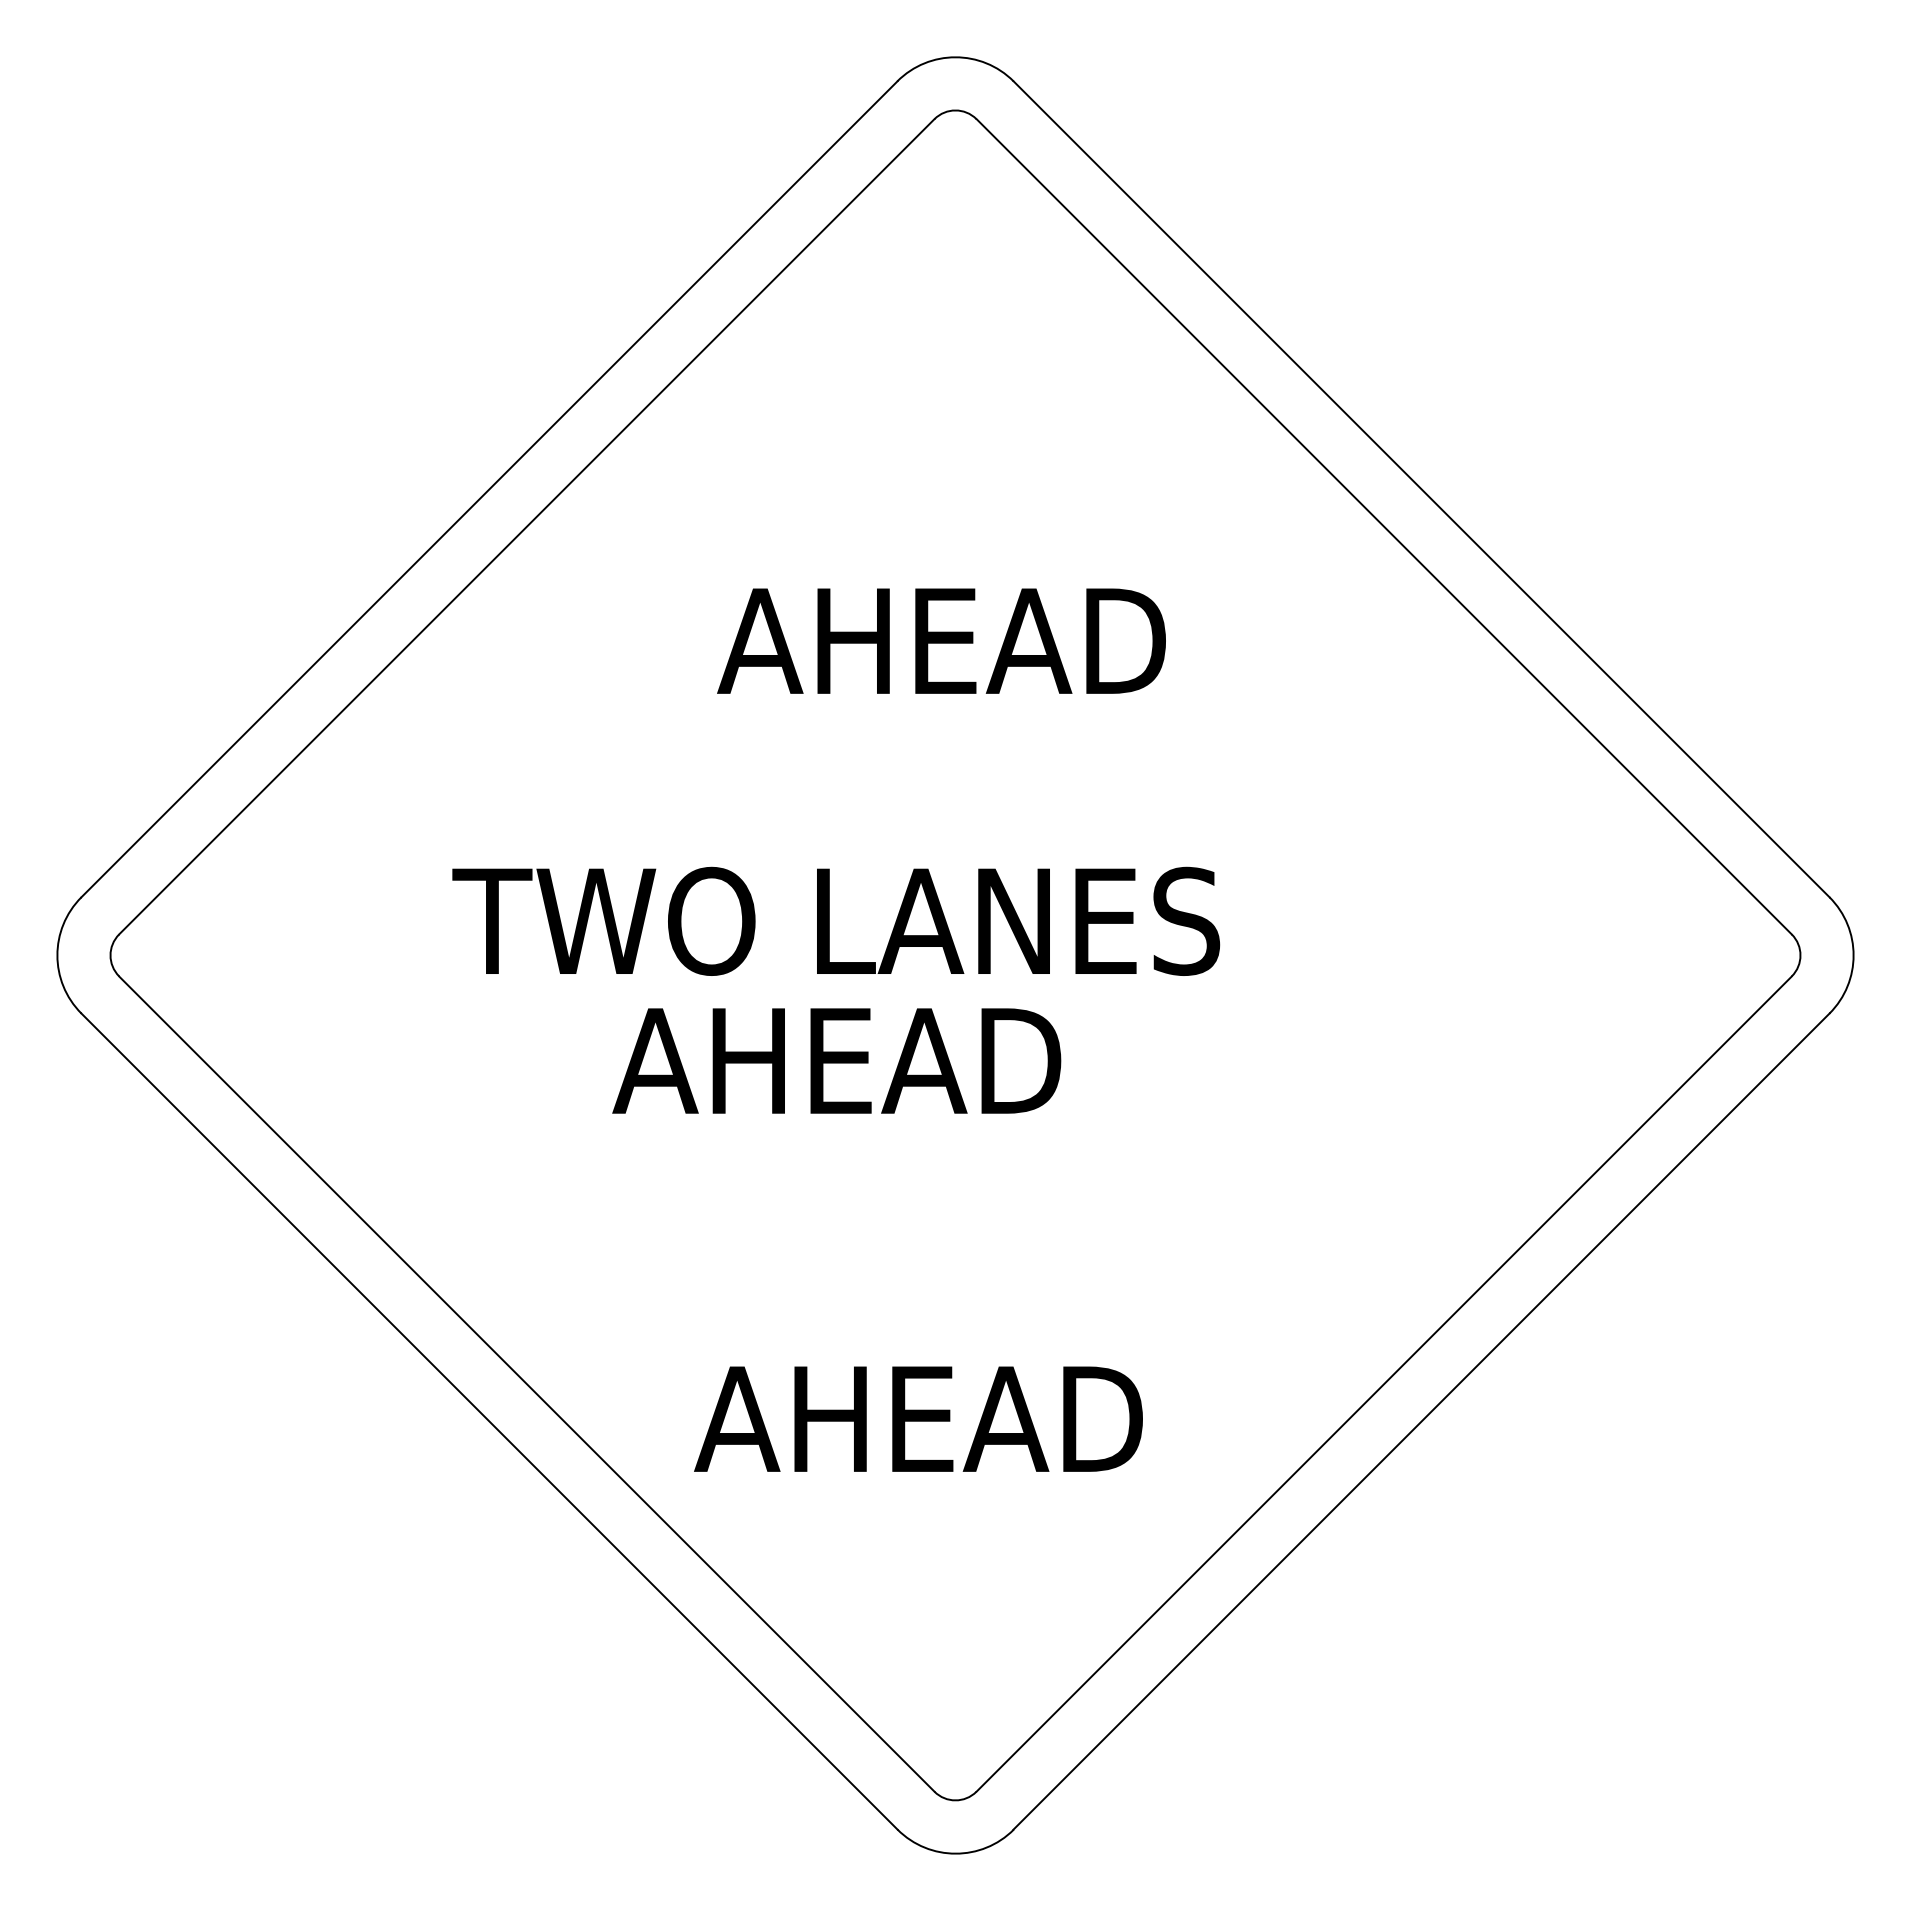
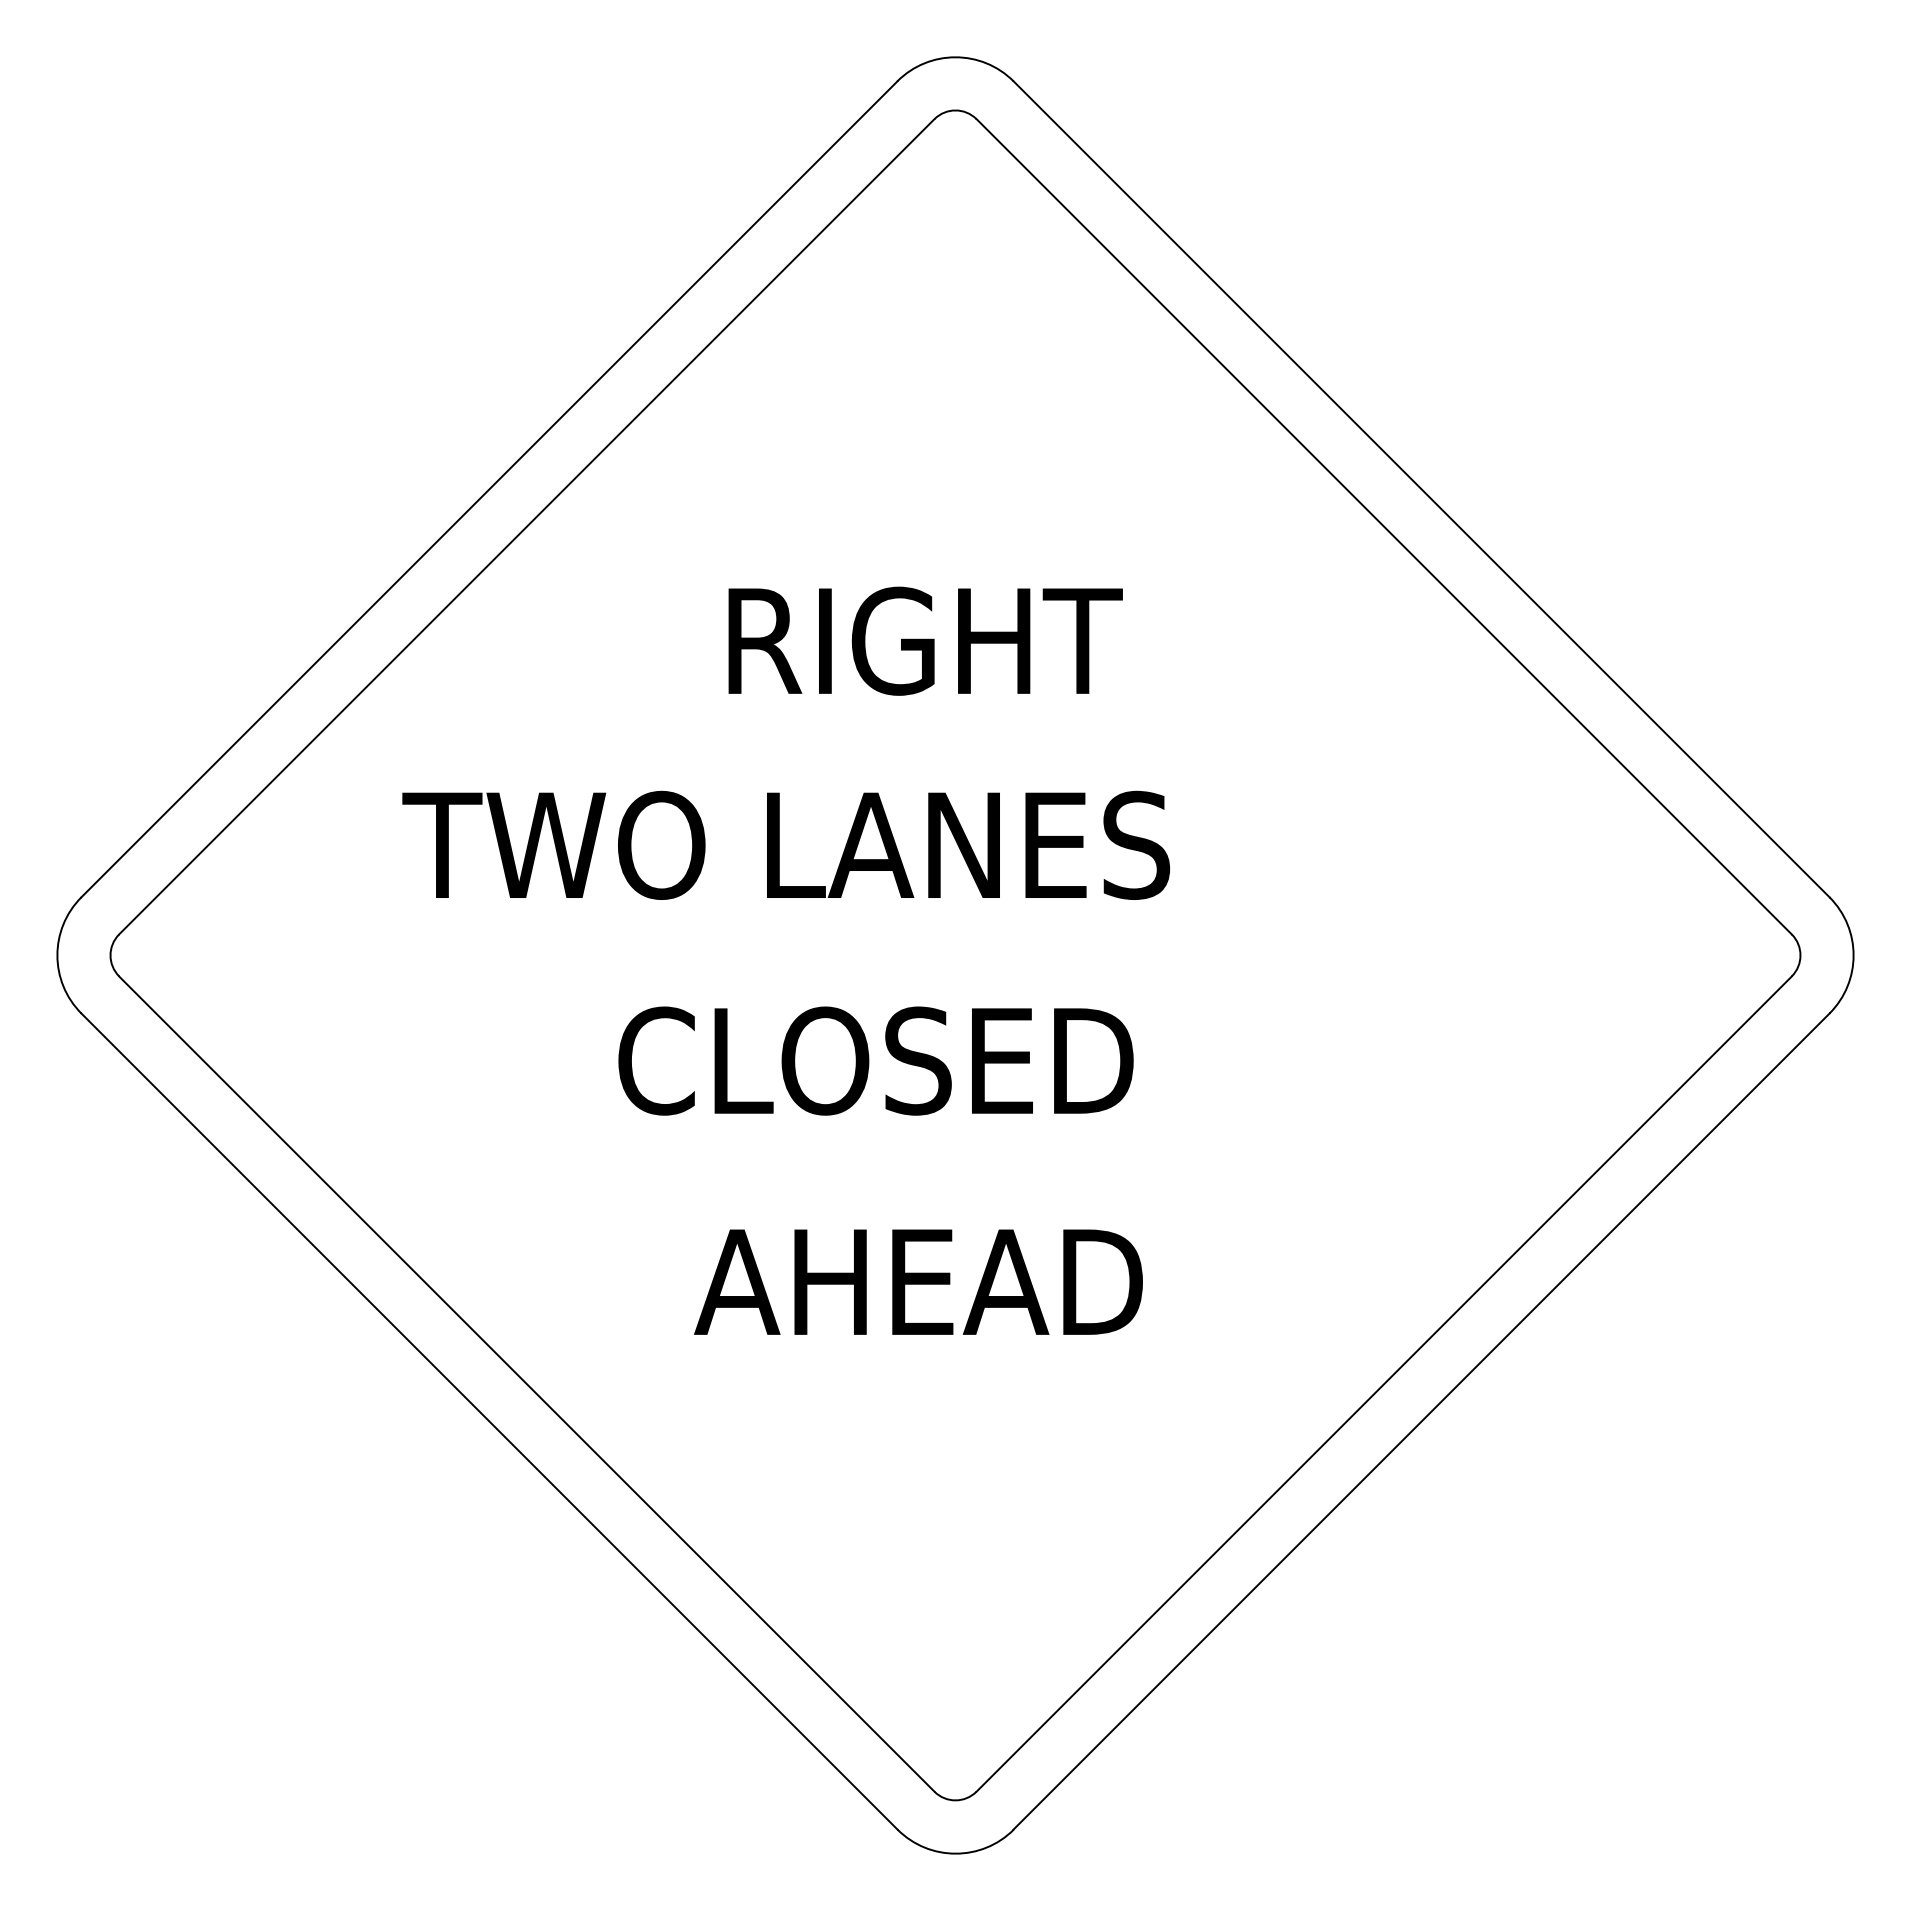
text: AHEAD -> RIGHT (941, 640)
text position: (836, 920) -> (786, 844) (786, 844)
text: AHEAD -> CLOSED (872, 1060)
text position: (918, 1418) -> (918, 1281) (918, 1281)
